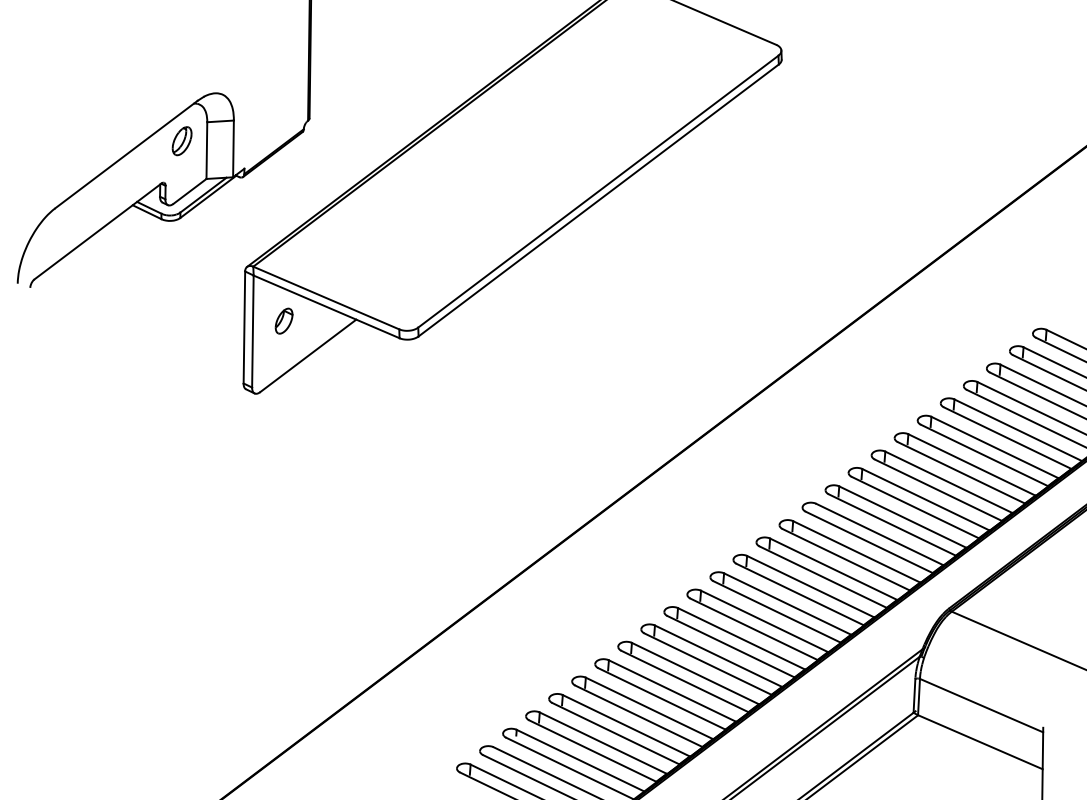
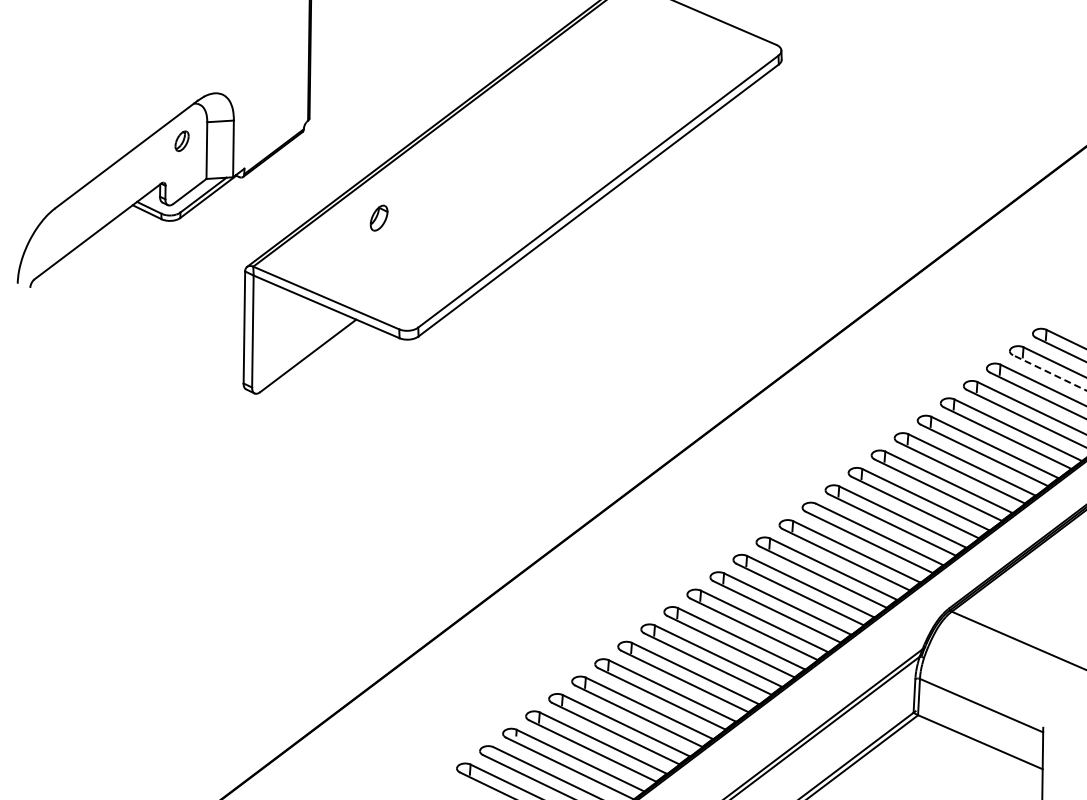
part size: 22x31 px -> 16x22 px (181, 140)
part position: (283, 320) -> (378, 217) (378, 217)
line: solid -> dashed (1049, 372)
